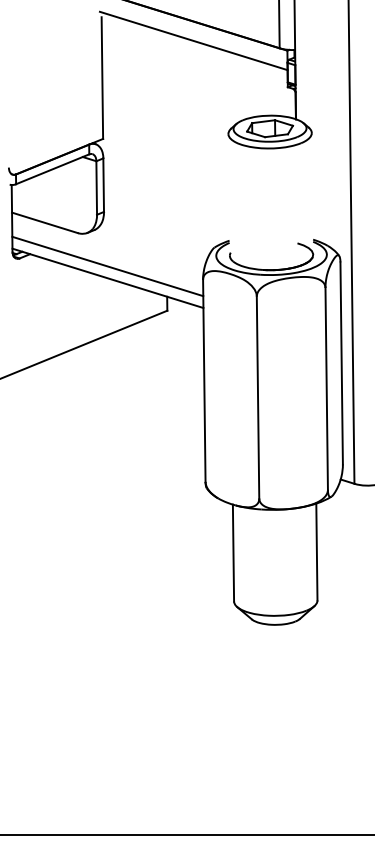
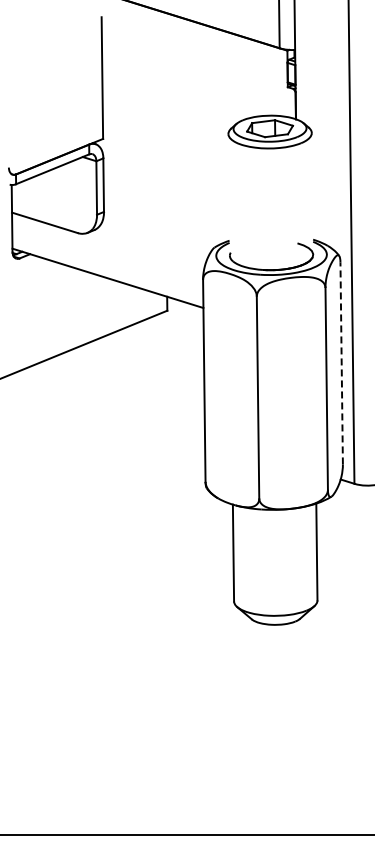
line: present -> none (193, 40)
line: present -> none (107, 266)
line: solid -> dashed (341, 362)
